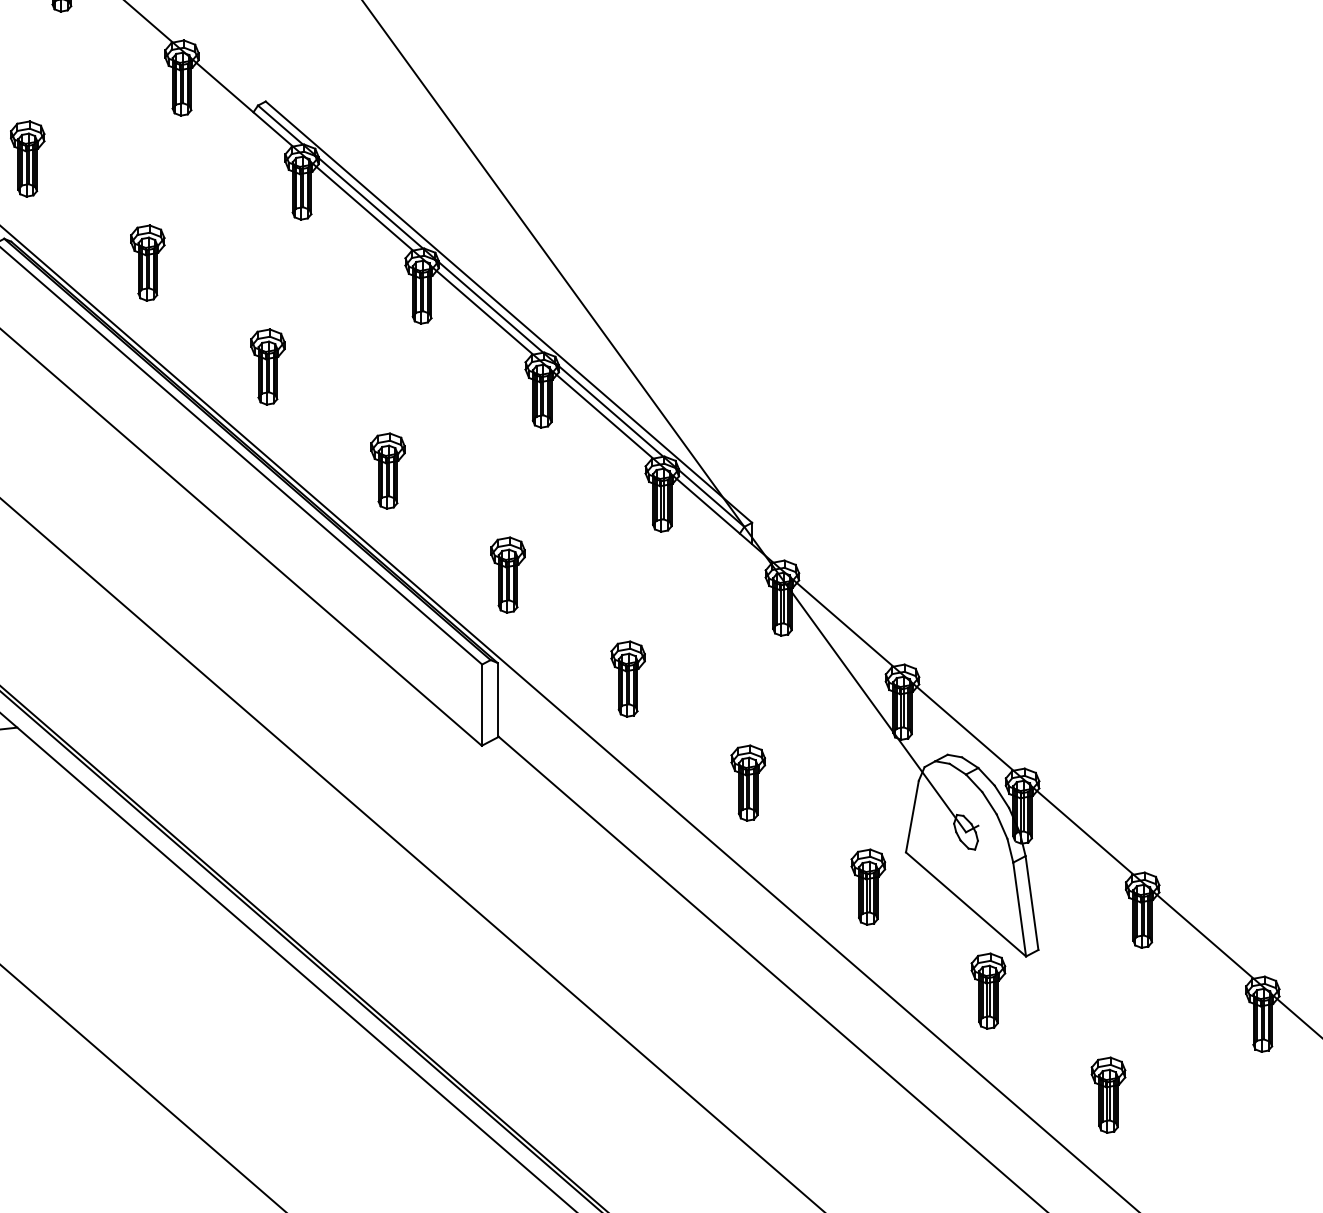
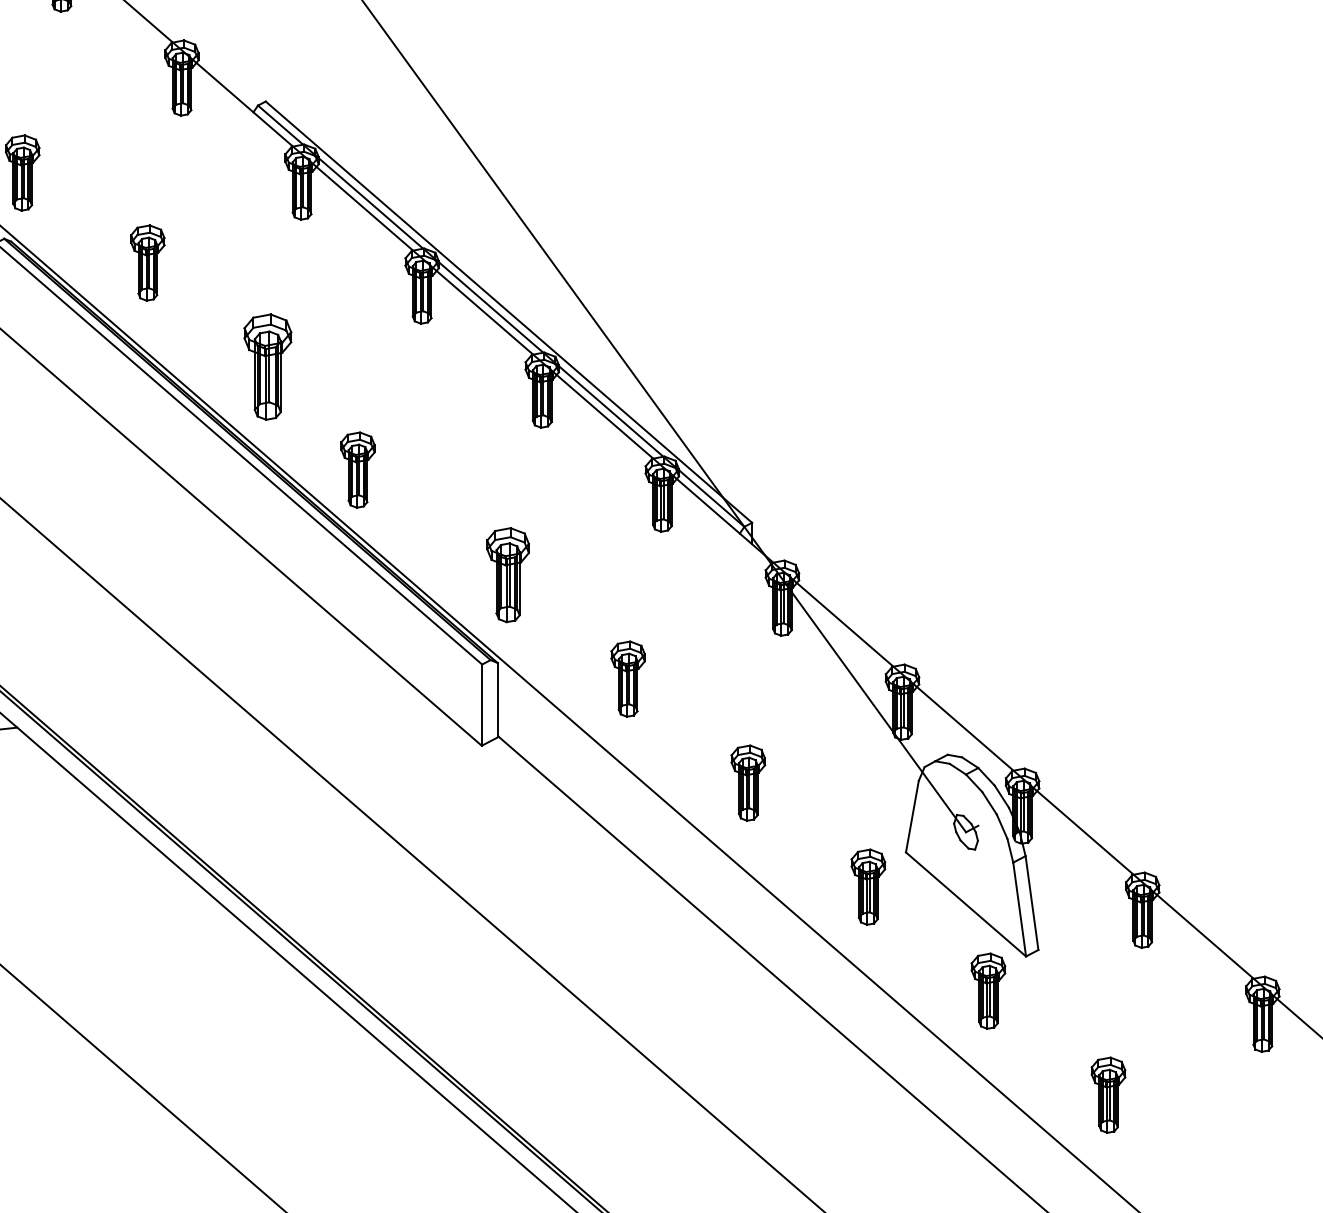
part position: (27, 158) -> (22, 172) (22, 172)
part size: 36x78 px -> 50x108 px (267, 366)
part position: (387, 470) -> (357, 469) (357, 469)
part size: 36x78 px -> 44x97 px (507, 575)
